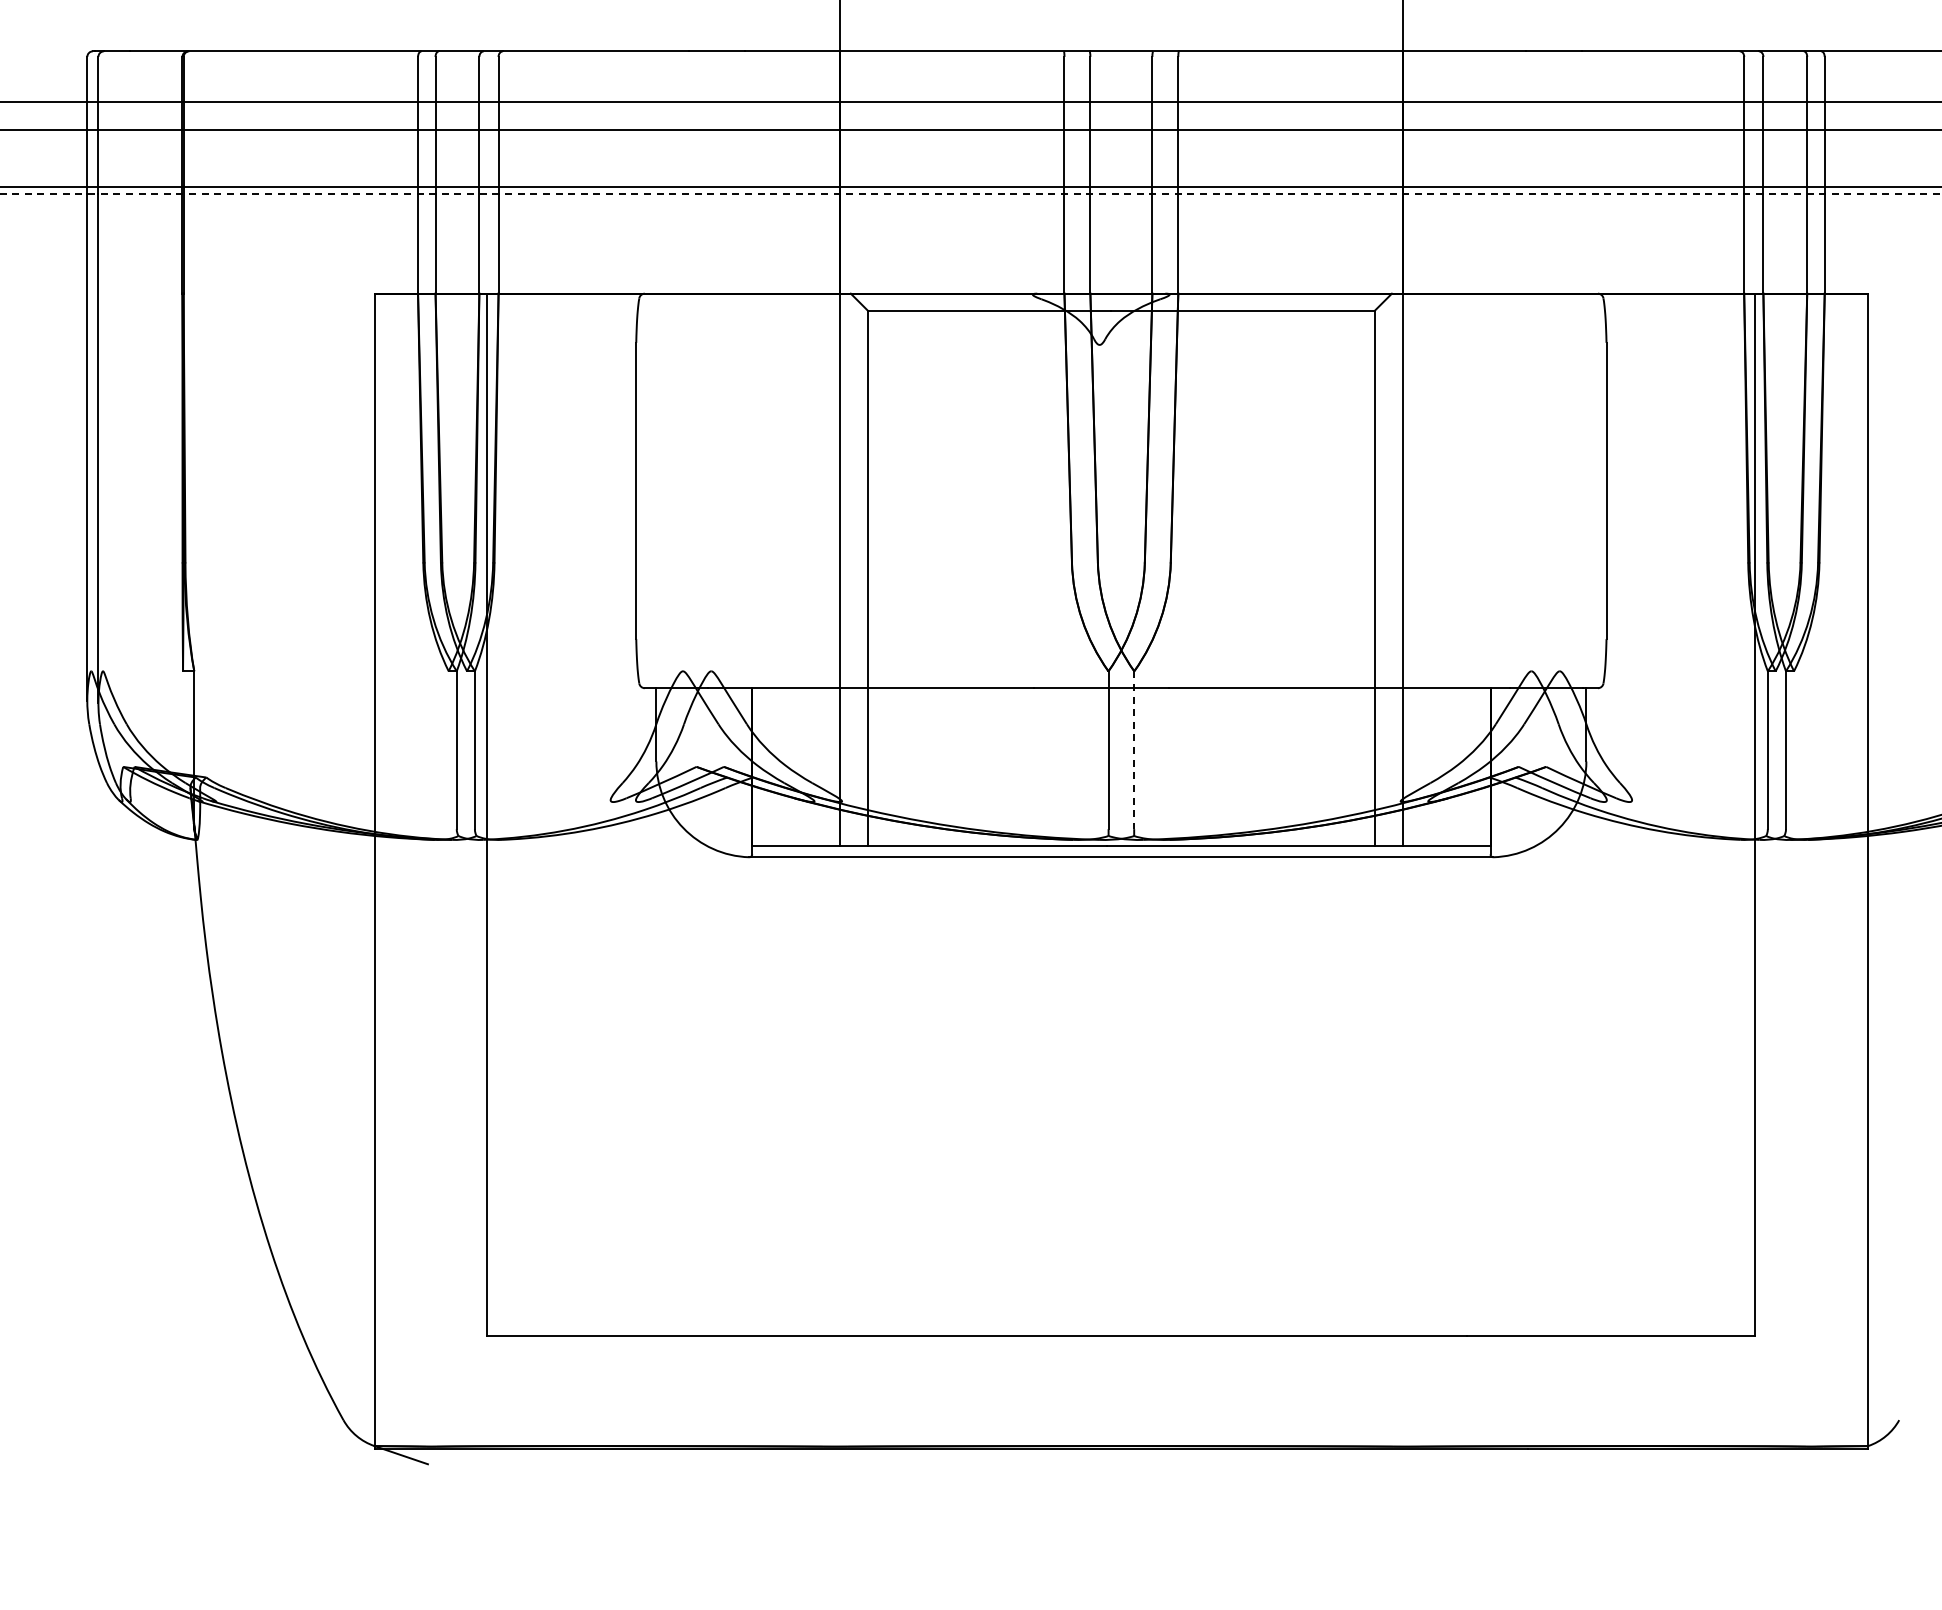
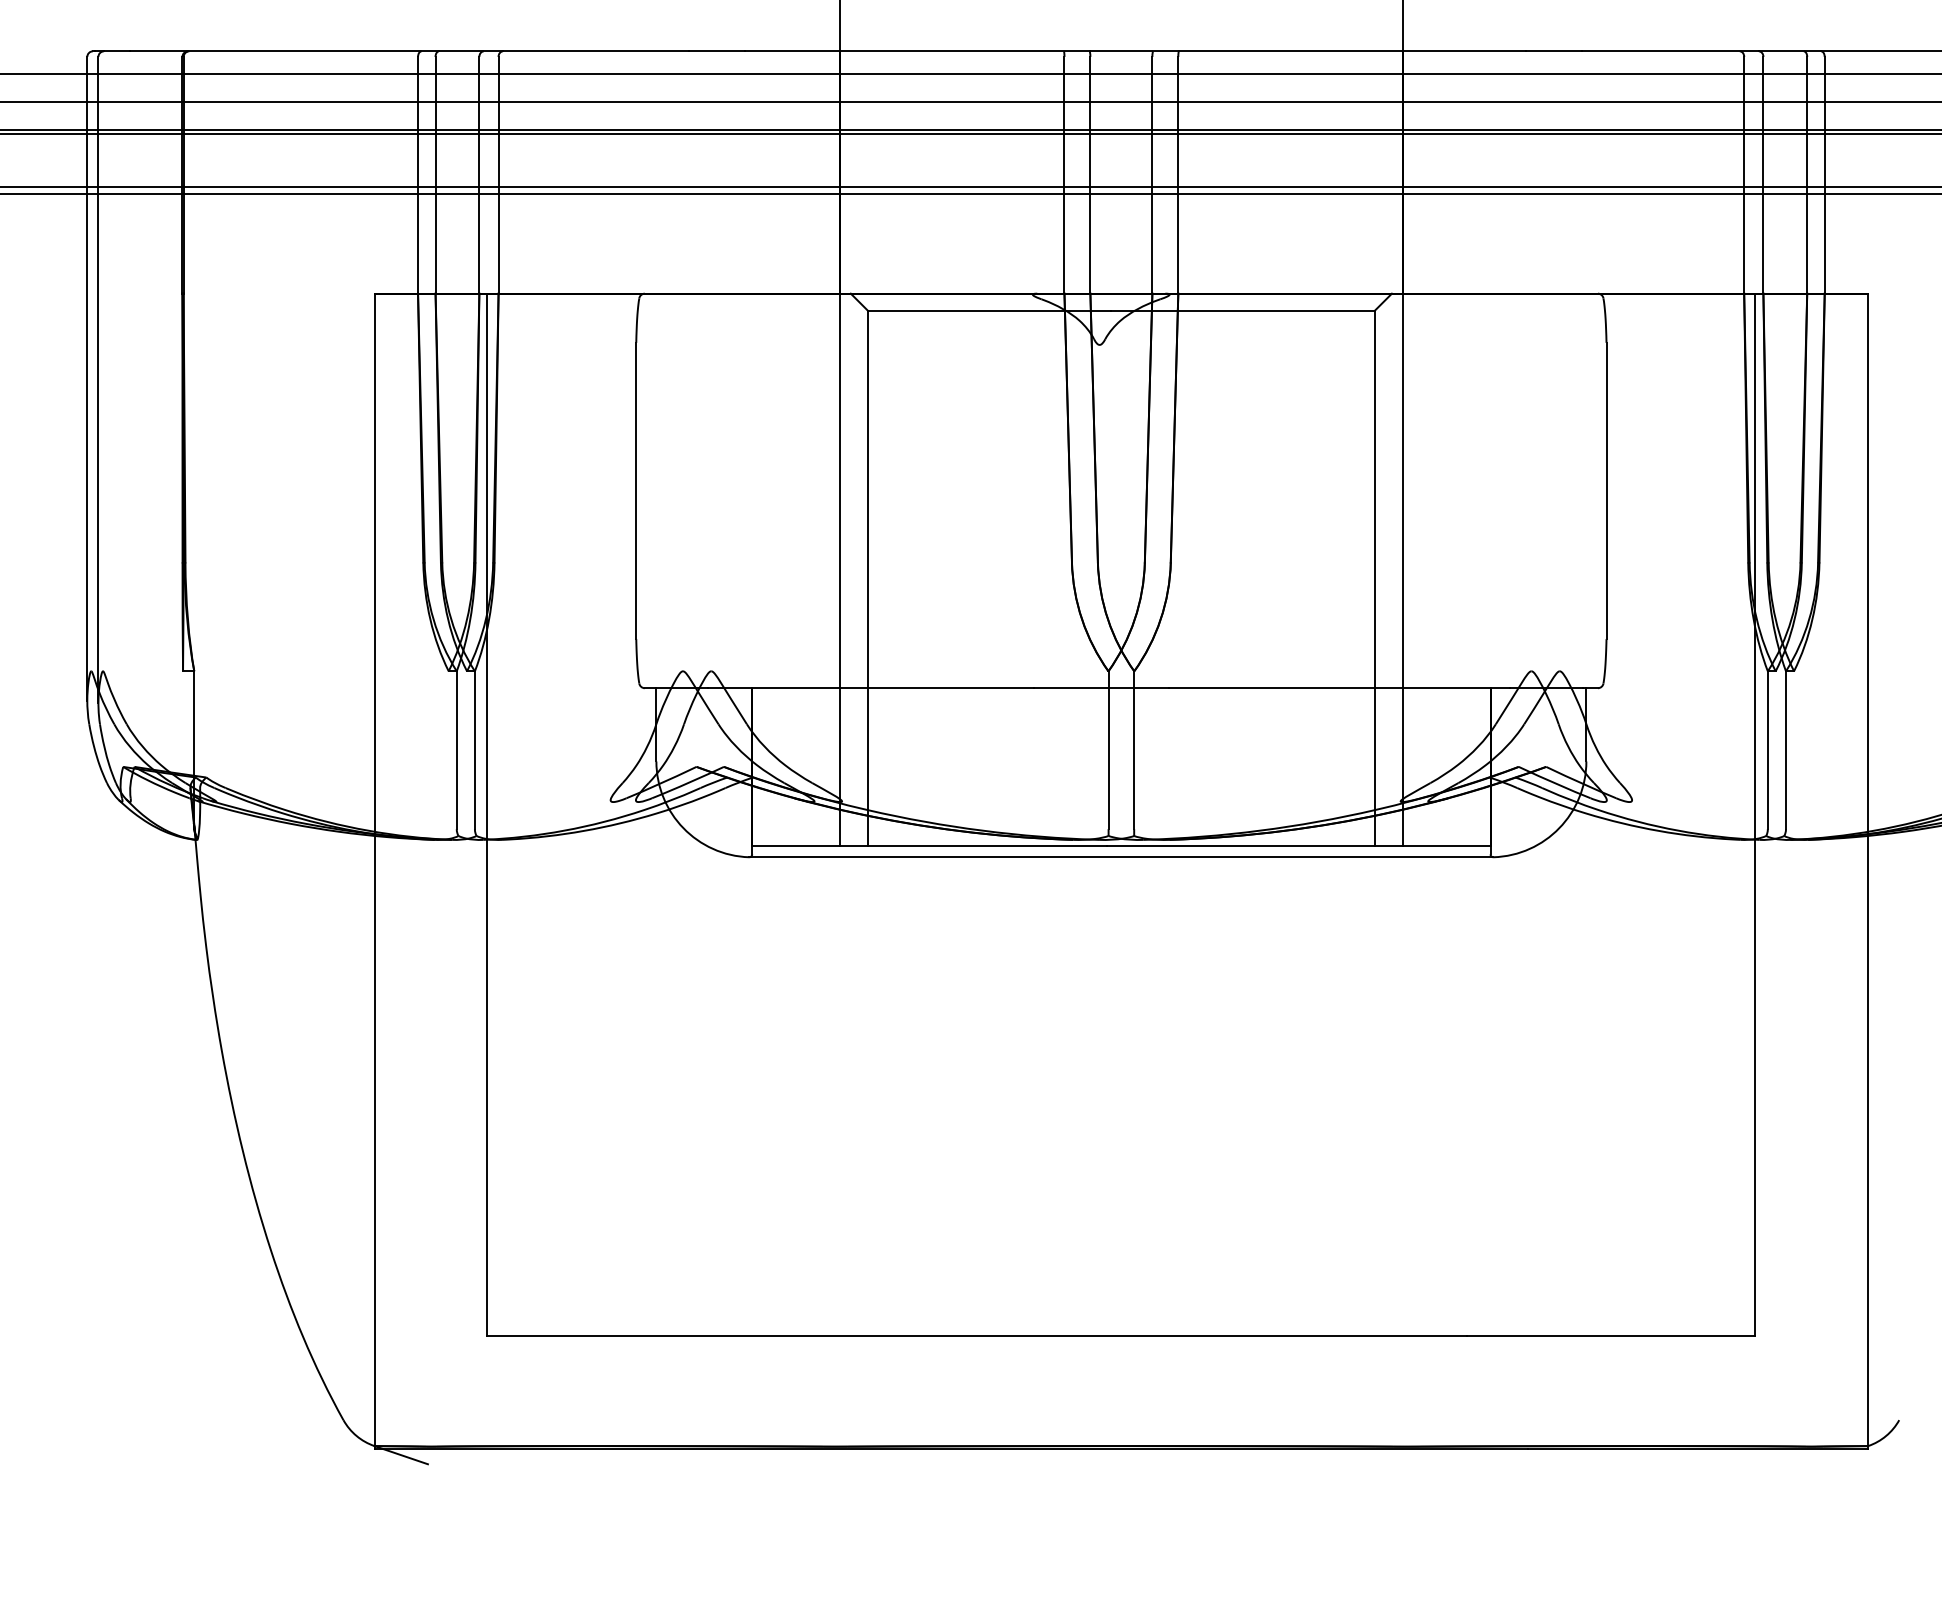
line: none -> present (970, 73)
line: none -> present (970, 134)
line: dashed -> solid (970, 193)
line: dashed -> solid (1134, 750)
